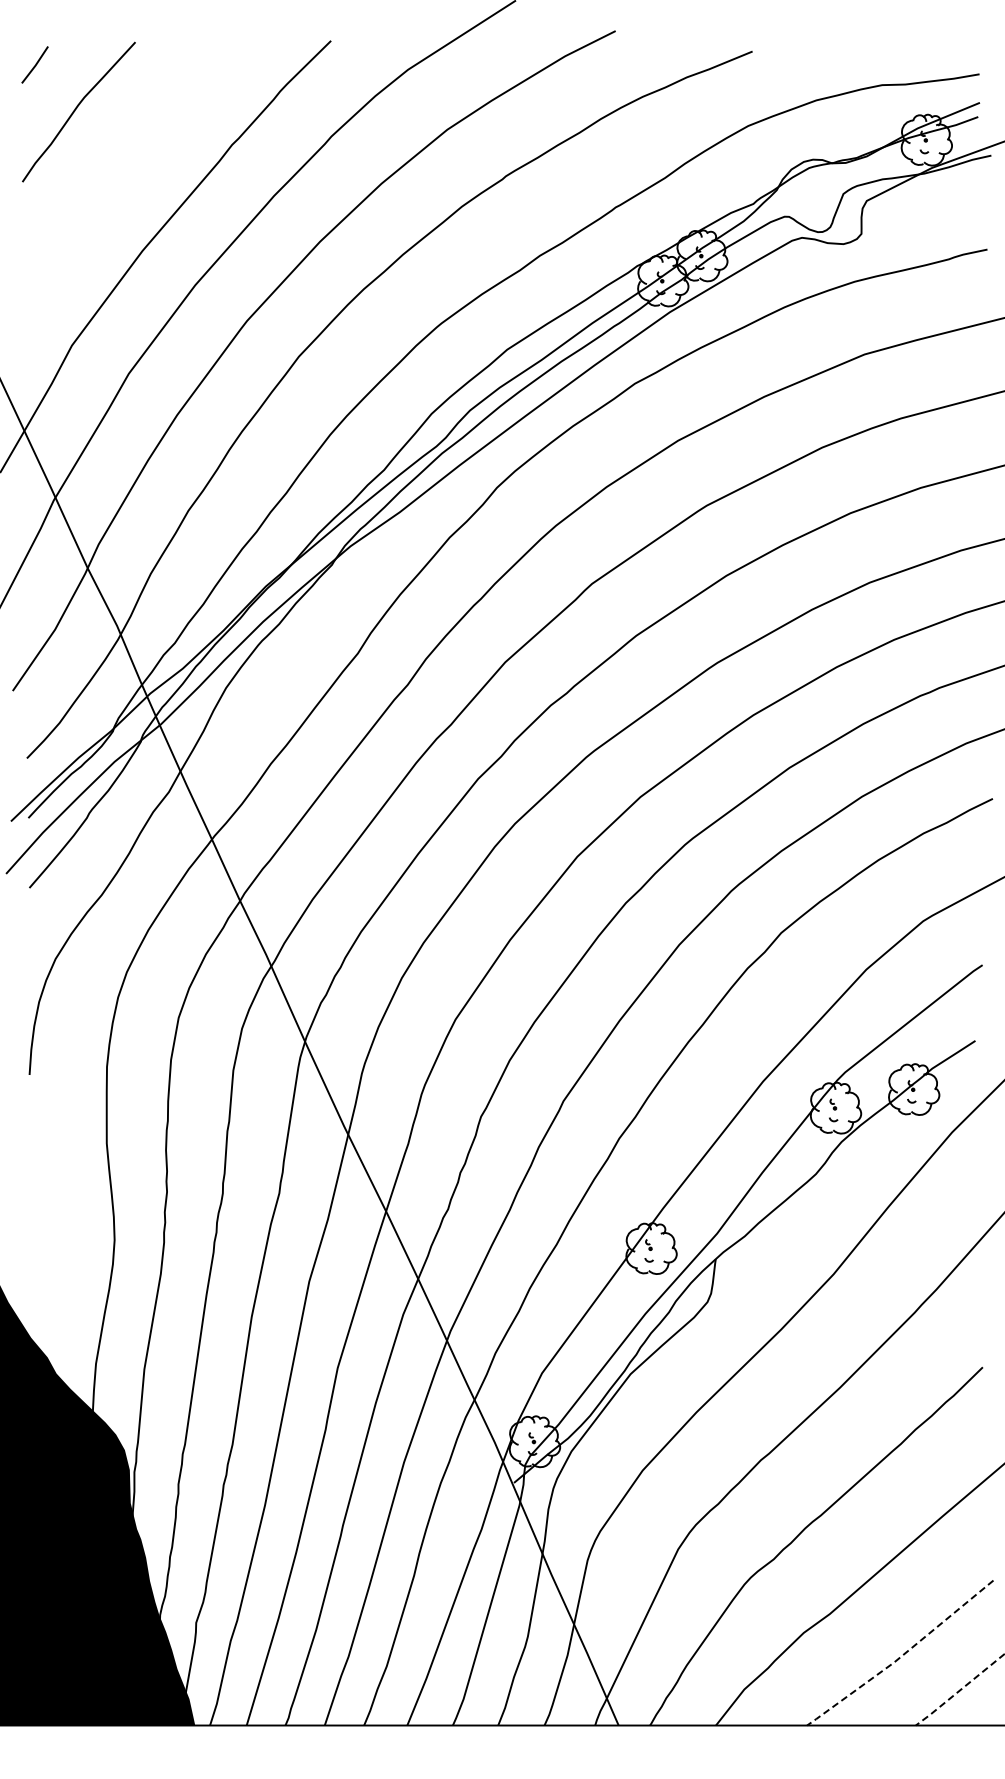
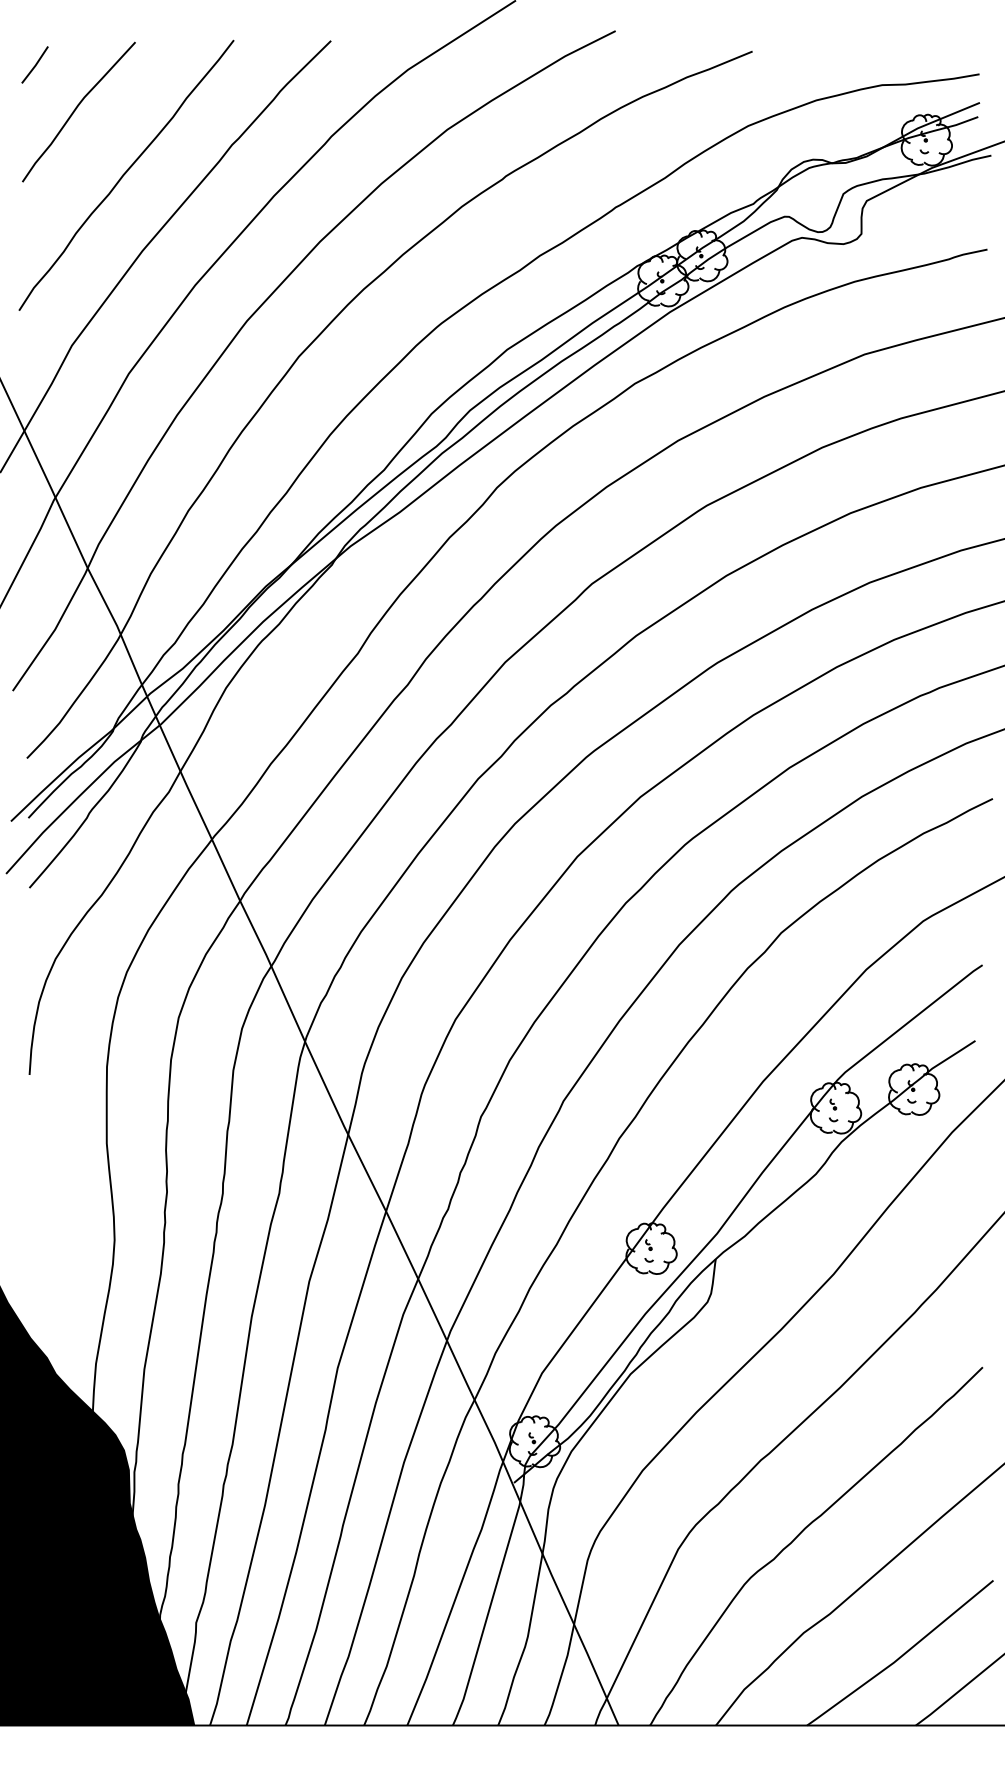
curve: none -> present (126, 173)
line: dashed -> solid (900, 1656)
line: dashed -> solid (960, 1690)
